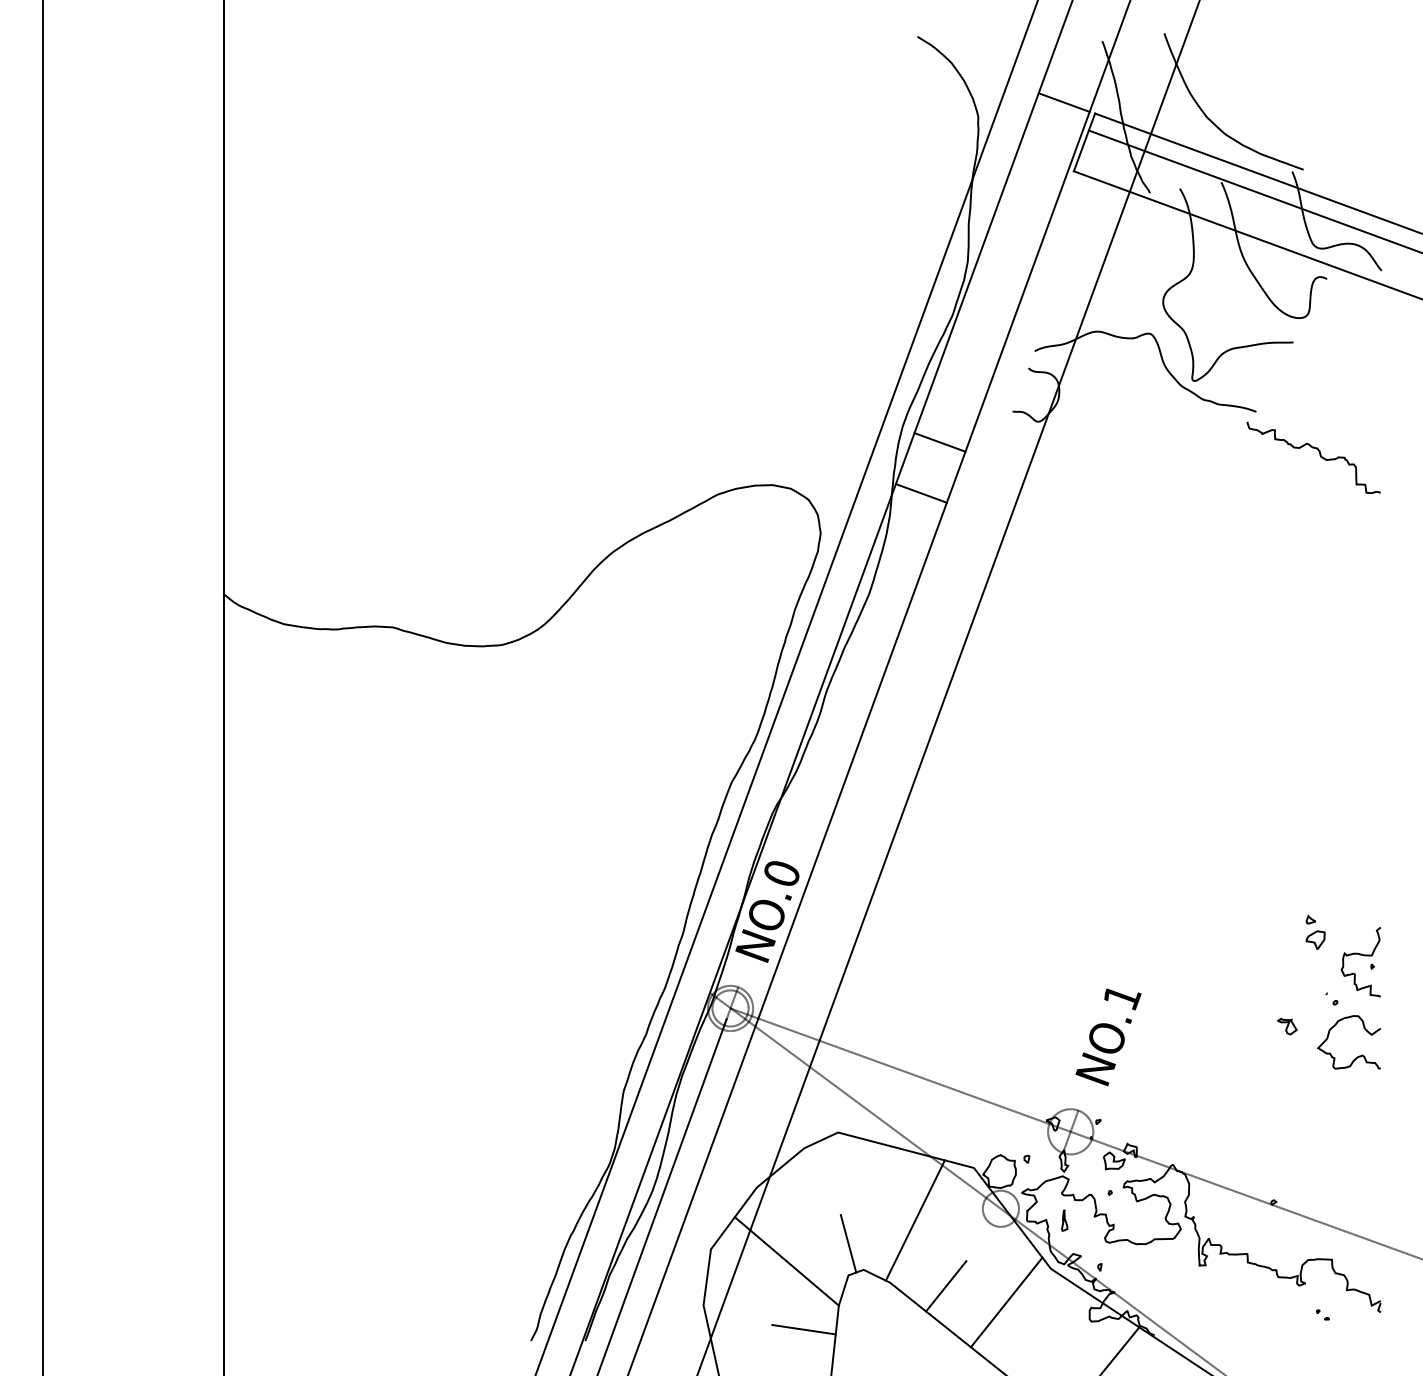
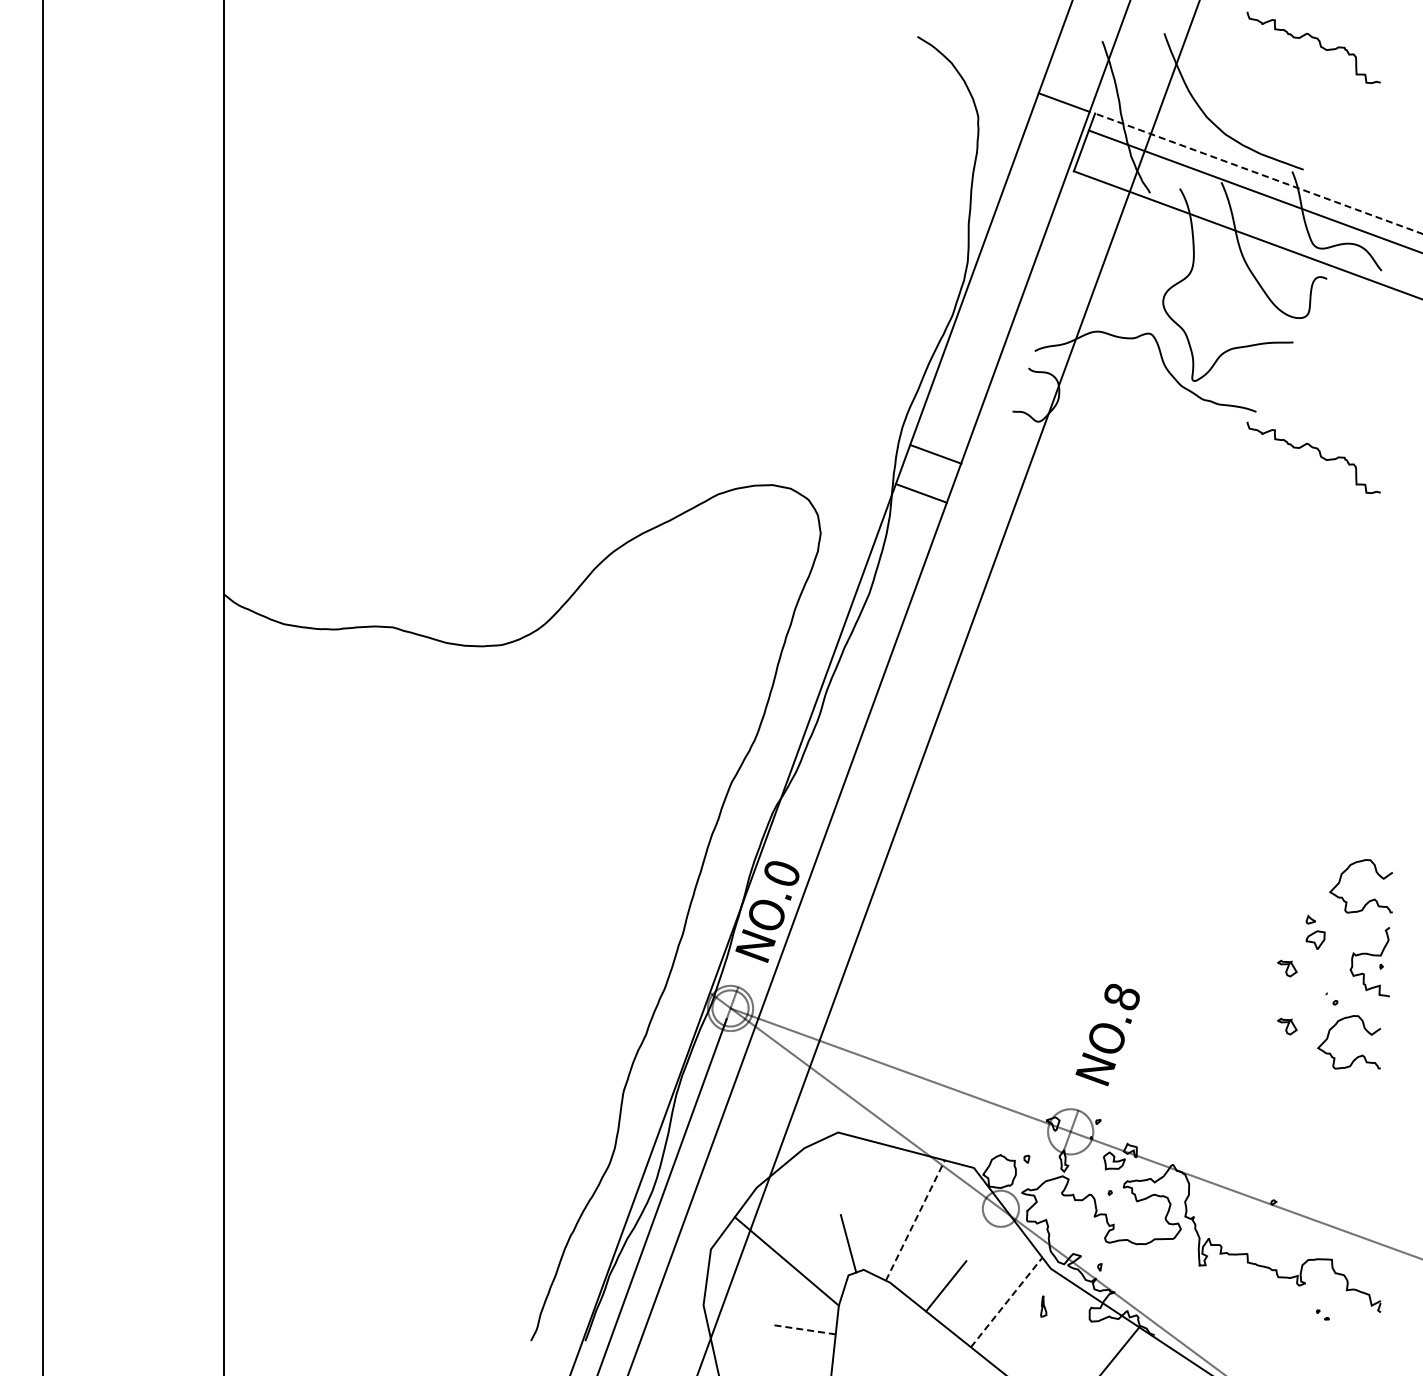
curve: none -> present (1319, 45)
line: solid -> dashed (1258, 173)
line position: (939, 442) -> (935, 454) (935, 454)
line: present -> none (786, 687)
curve: none -> present (1369, 900)
part position: (1360, 955) -> (1369, 955) (1369, 955)
part: none -> present (1287, 968)
text: NO.1 -> NO.8 (1122, 996)
line: solid -> dashed (915, 1220)
part position: (1064, 1220) -> (1043, 1306) (1043, 1306)
line: solid -> dashed (1006, 1302)
line: solid -> dashed (803, 1329)
